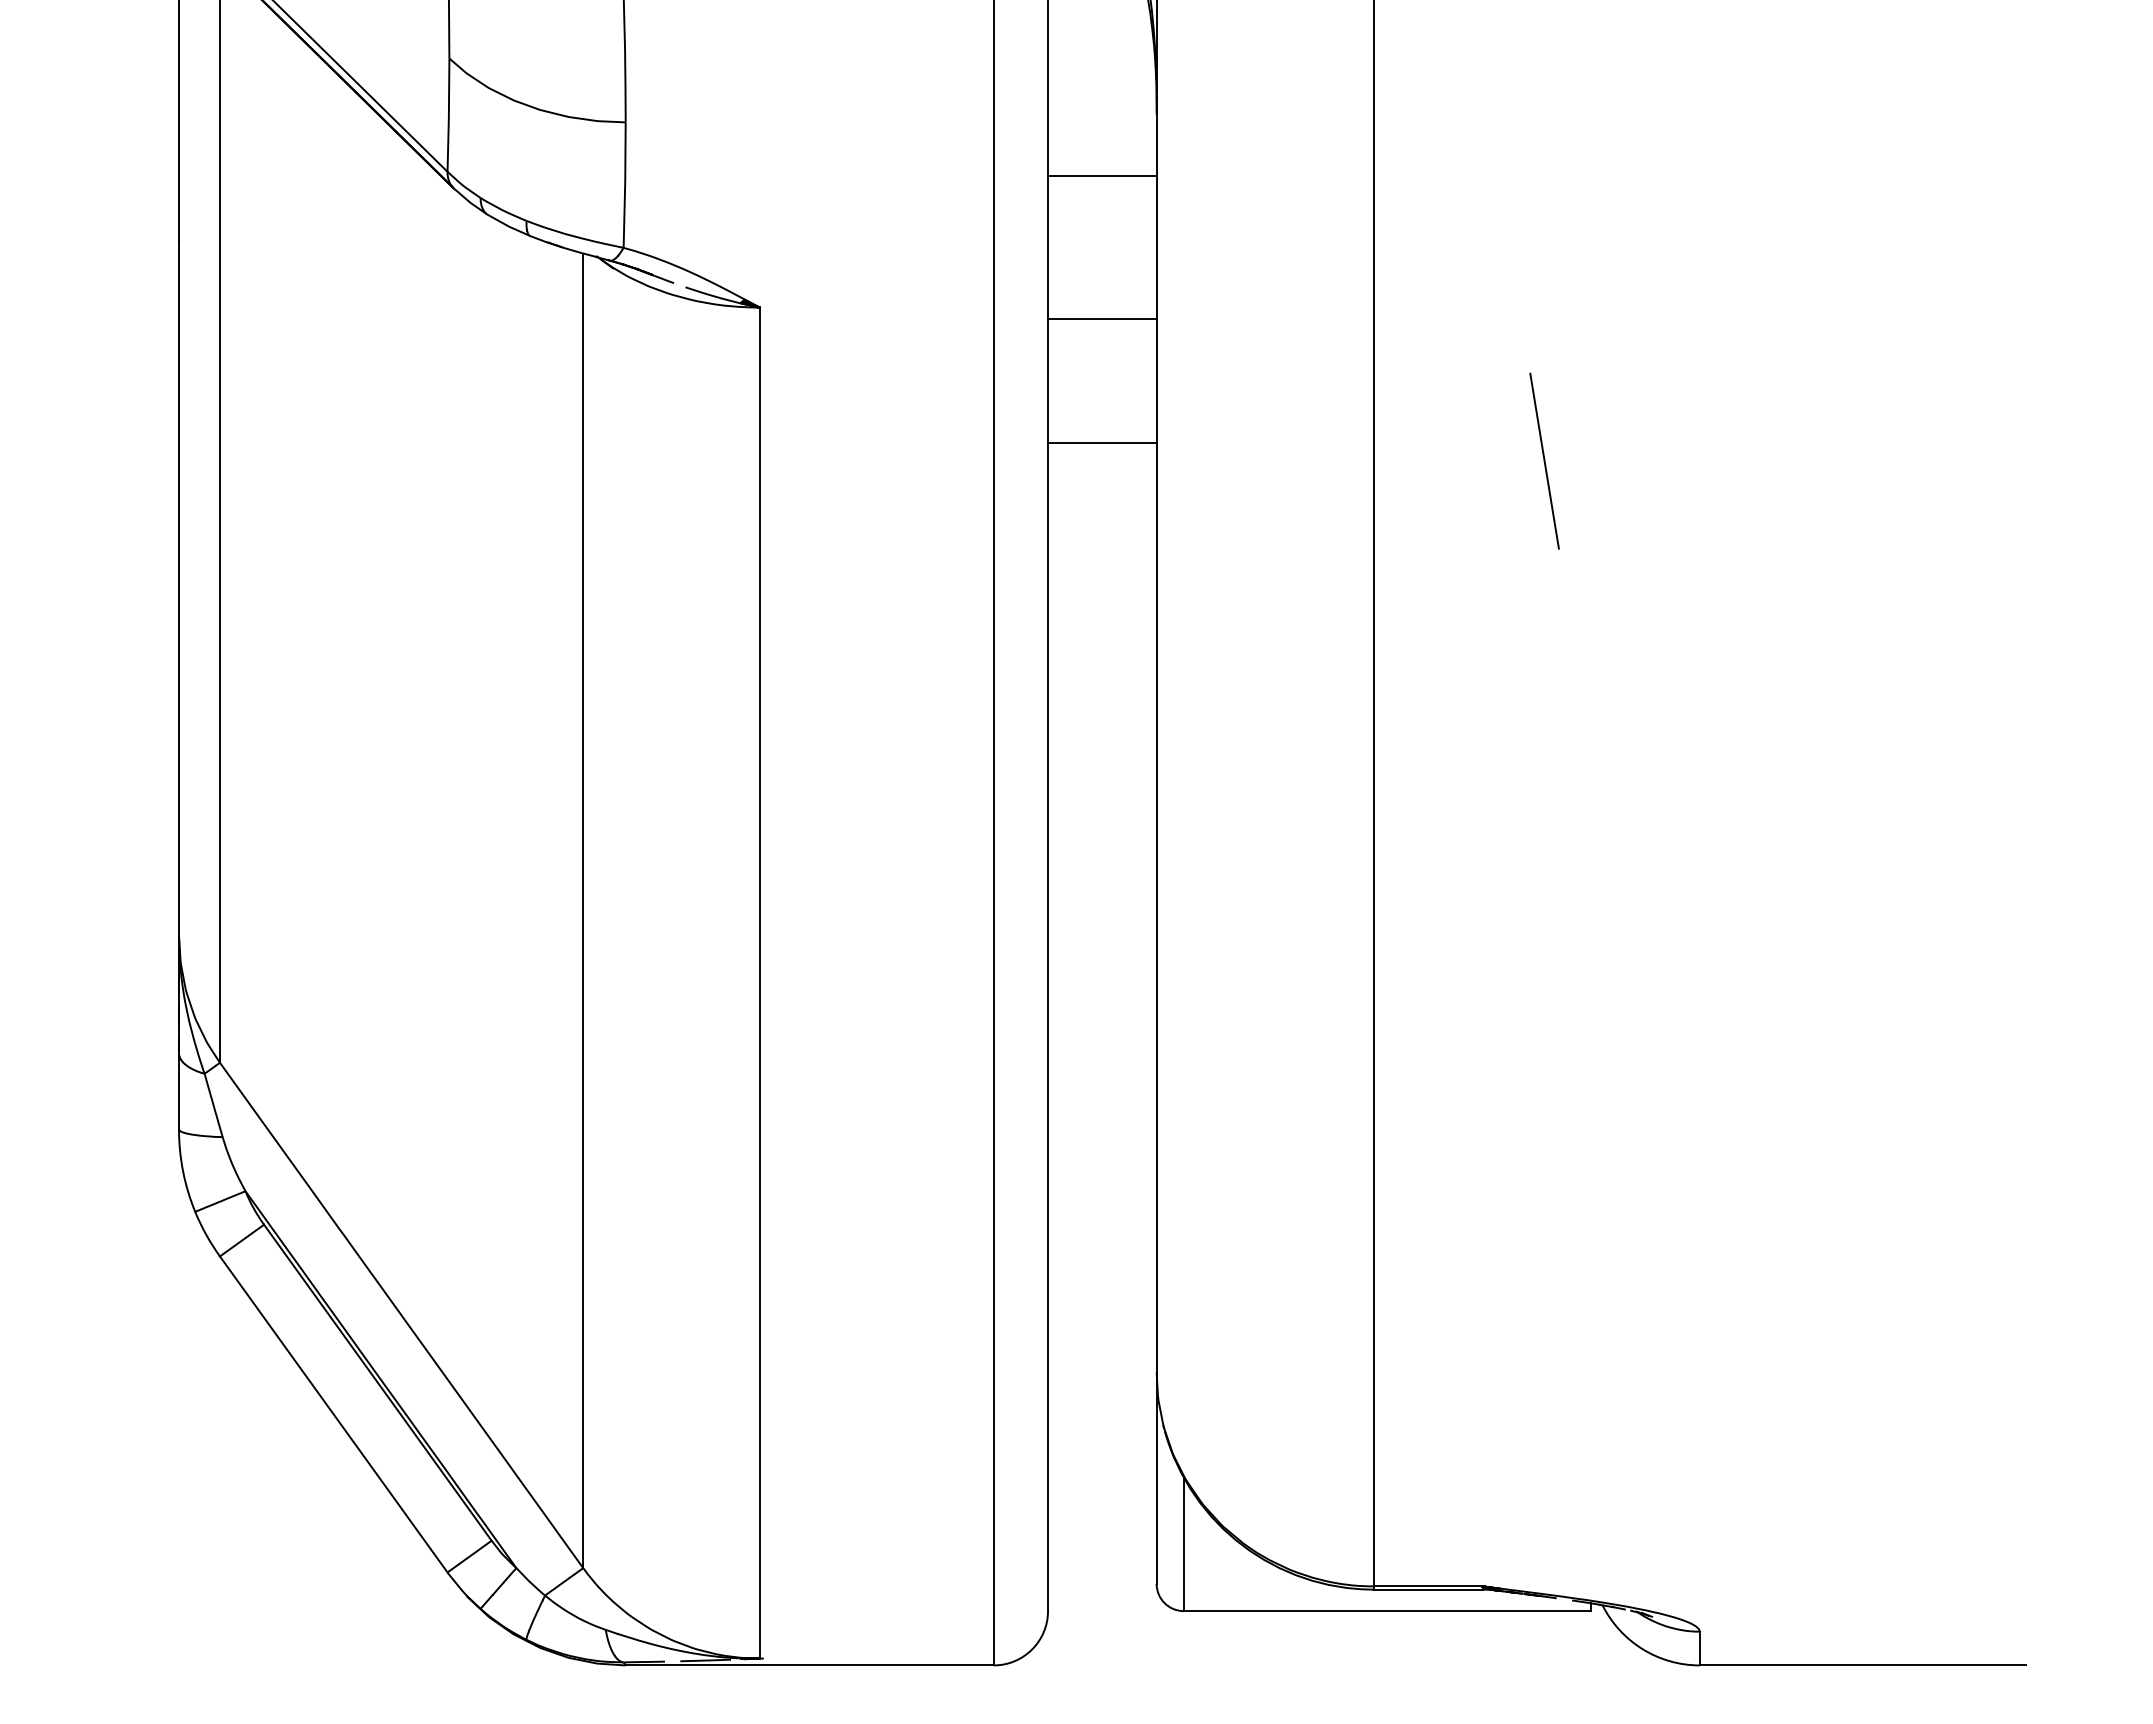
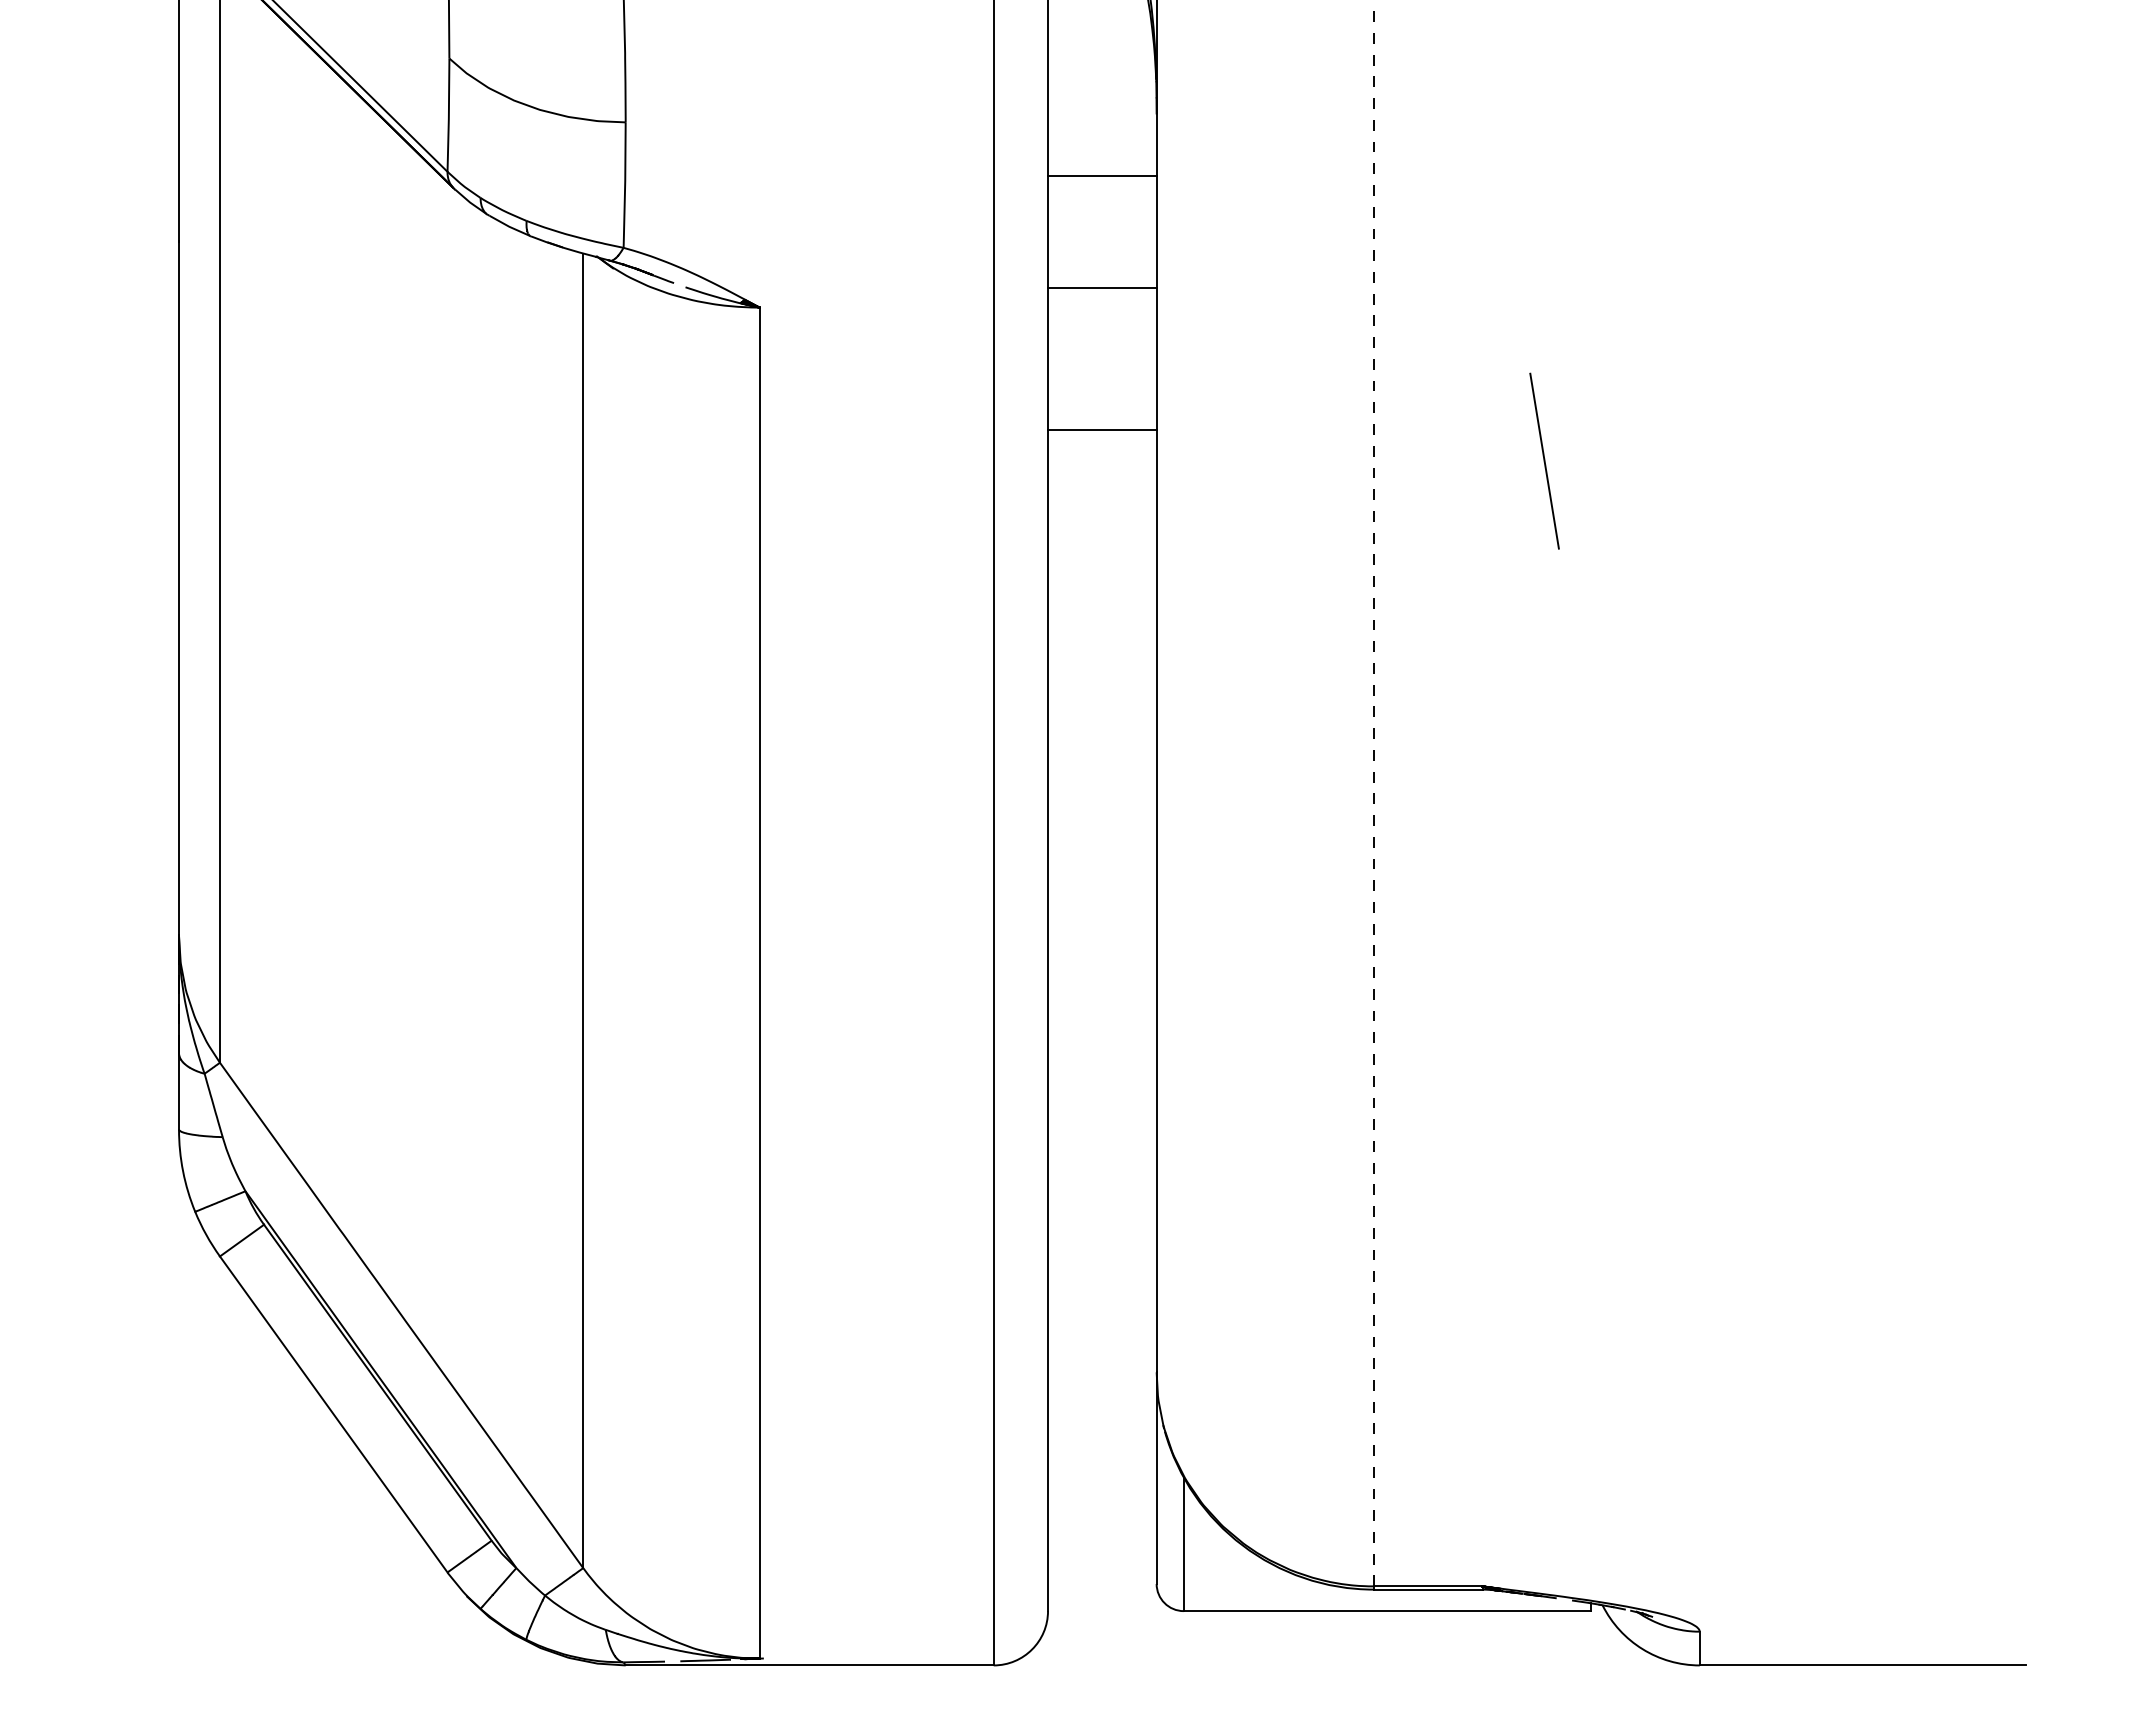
line position: (1102, 318) -> (1102, 287) (1102, 287)
line position: (1102, 442) -> (1102, 429) (1102, 429)
line: solid -> dashed (1373, 793)
